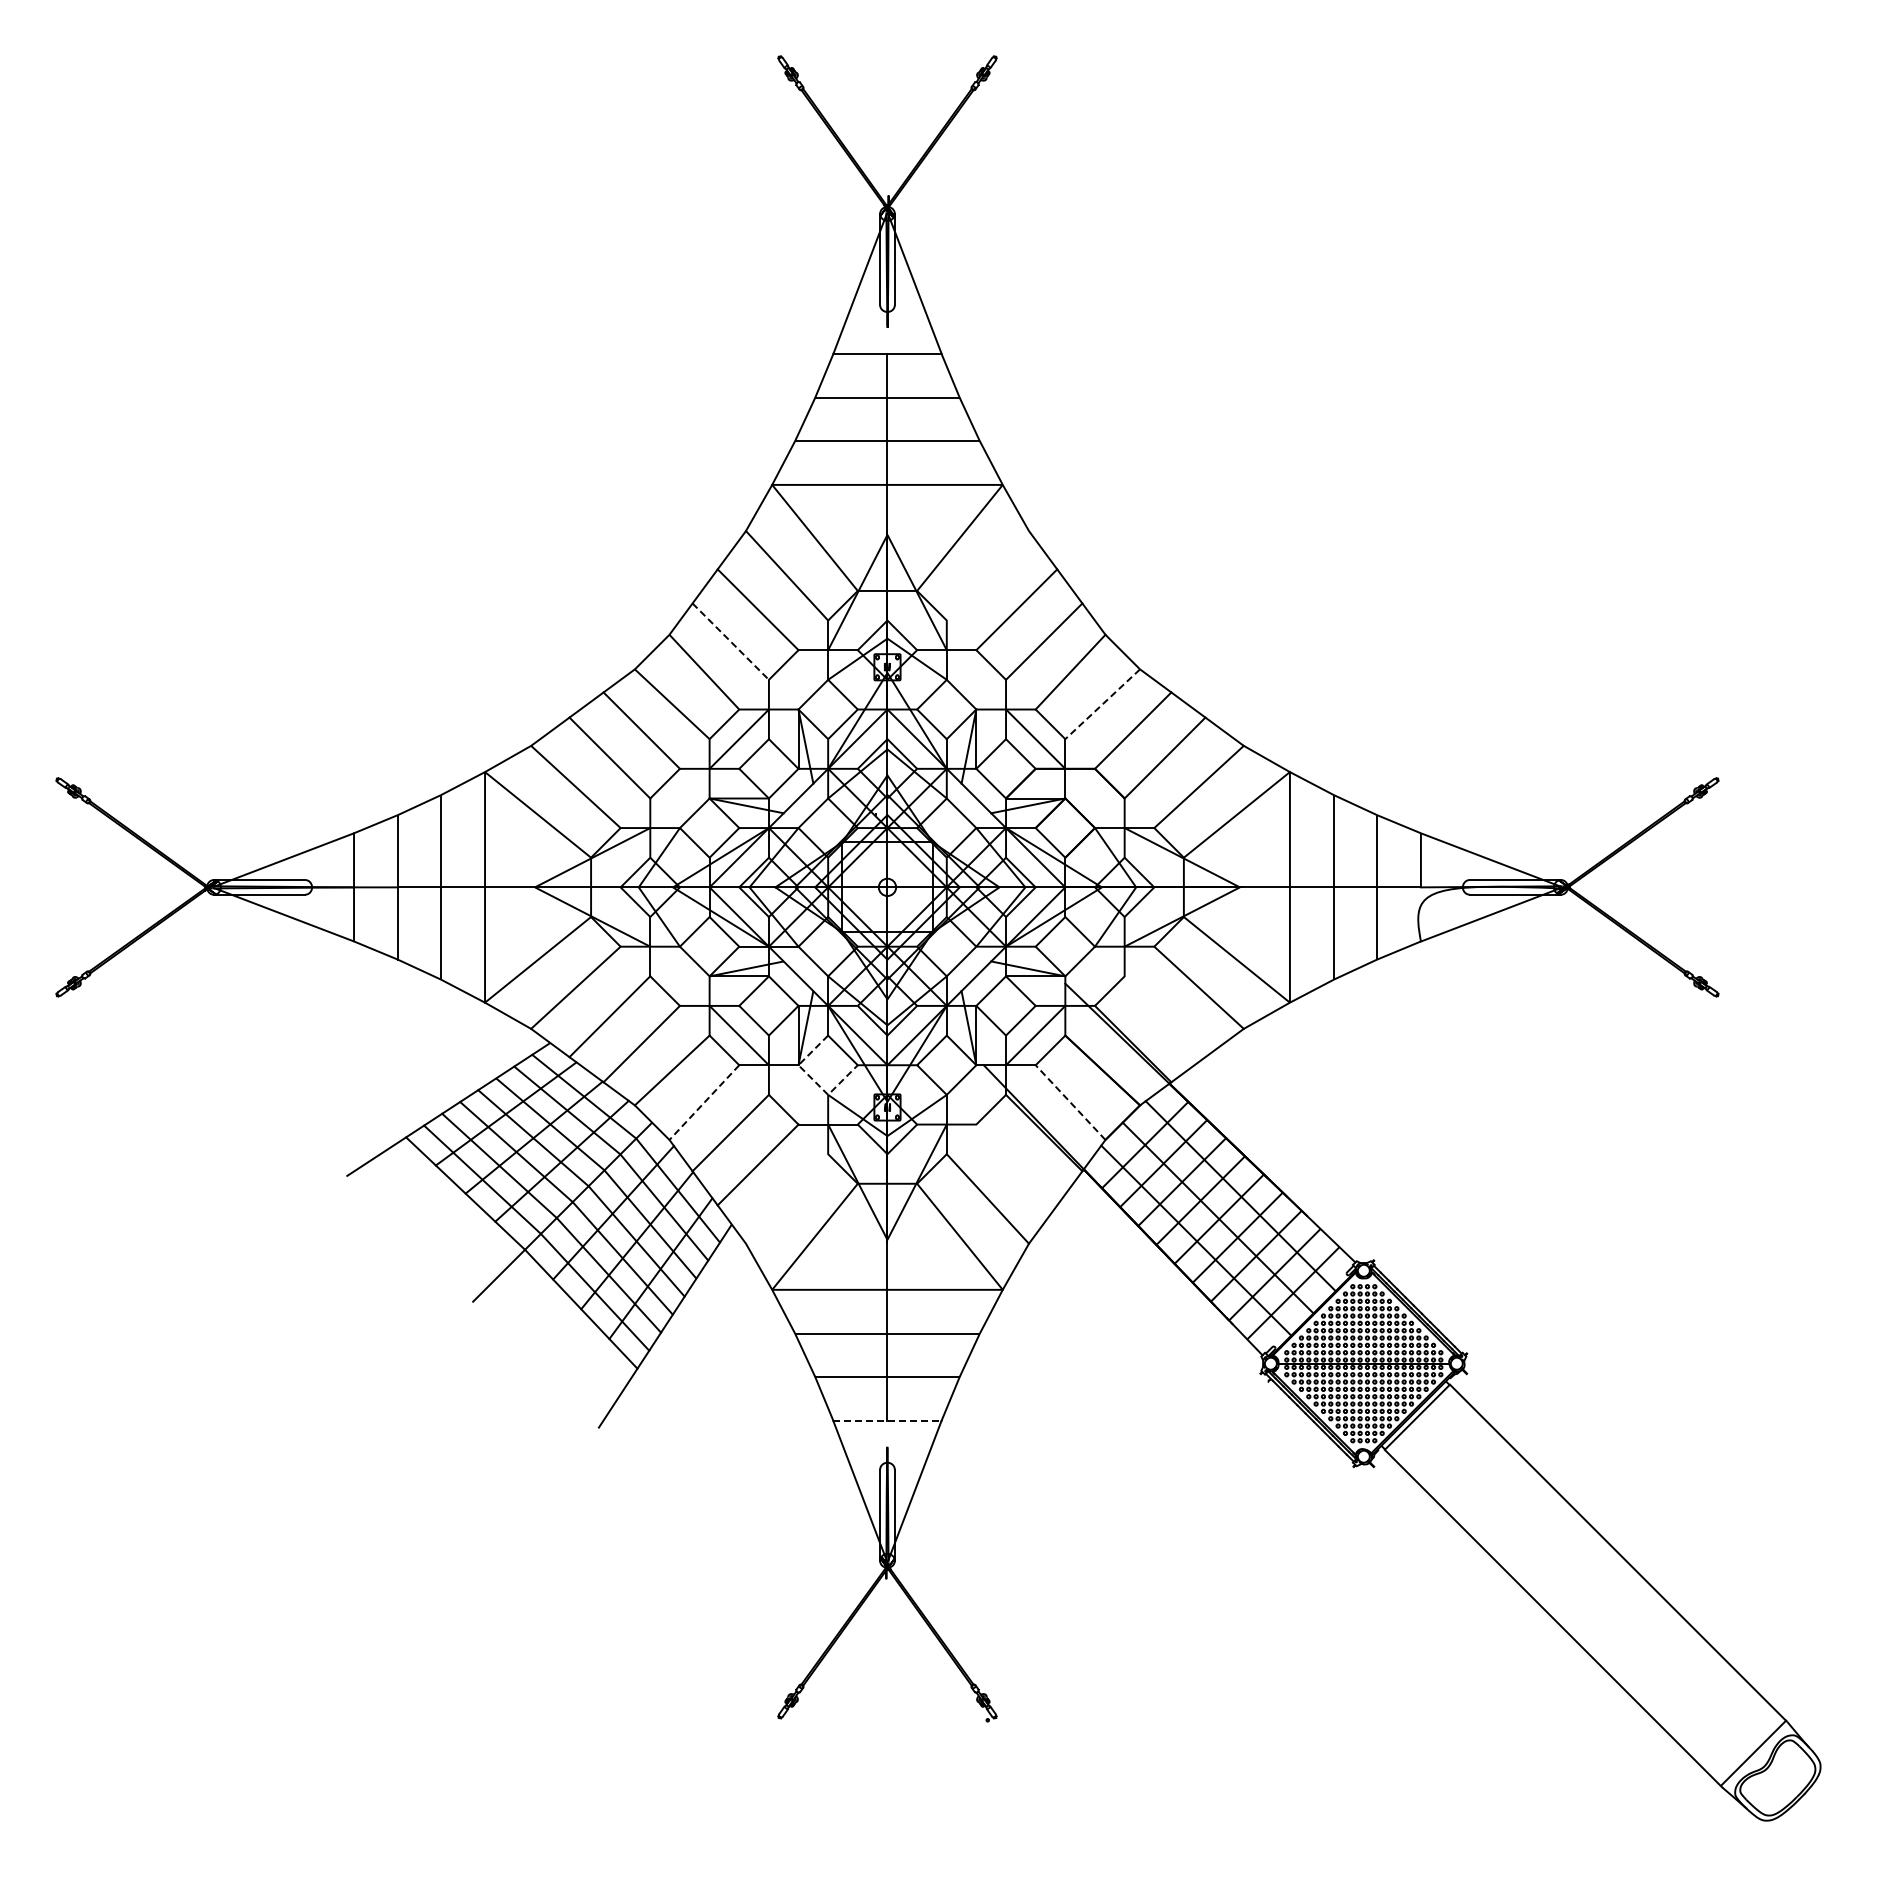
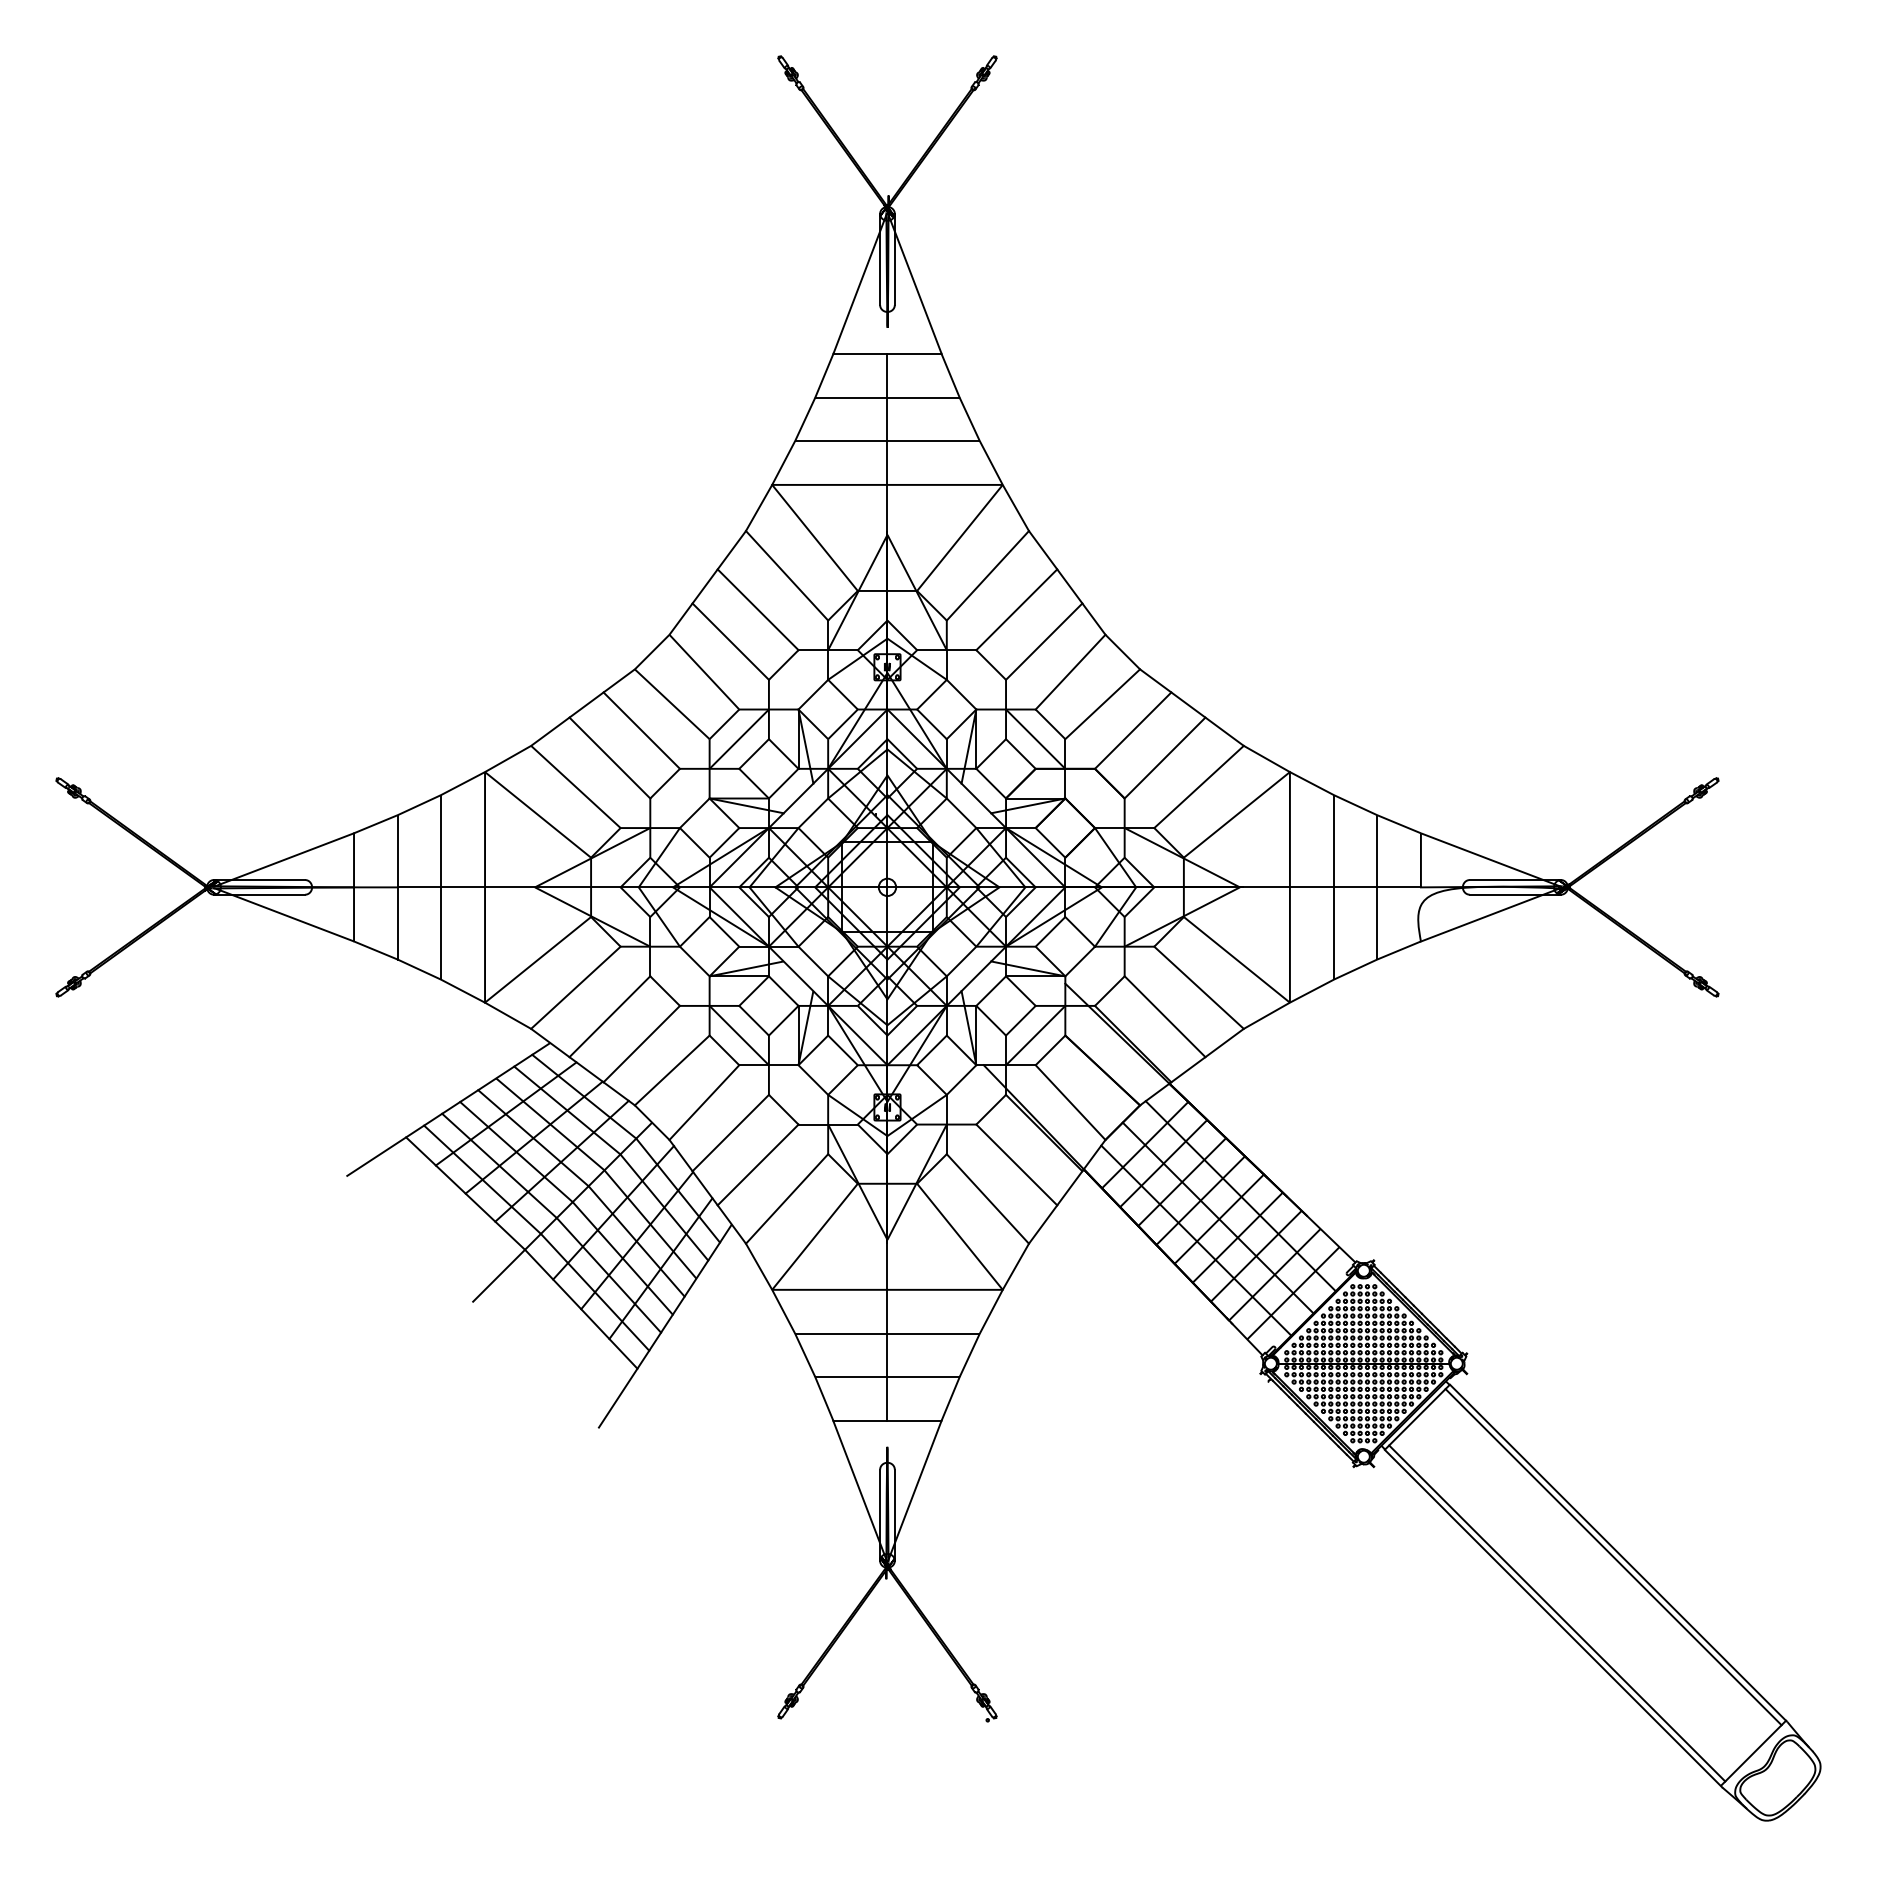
line: none -> present (987, 575)
line: dashed -> solid (731, 642)
line: dashed -> solid (1102, 704)
line: none -> present (1164, 1016)
line: dashed -> solid (813, 1080)
line: dashed -> solid (704, 1102)
line: dashed -> solid (1070, 1102)
line: none -> present (1016, 1164)
line: none -> present (786, 1198)
line: dashed -> solid (887, 1420)
line: none -> present (1613, 1557)
line: none -> present (1557, 1613)
